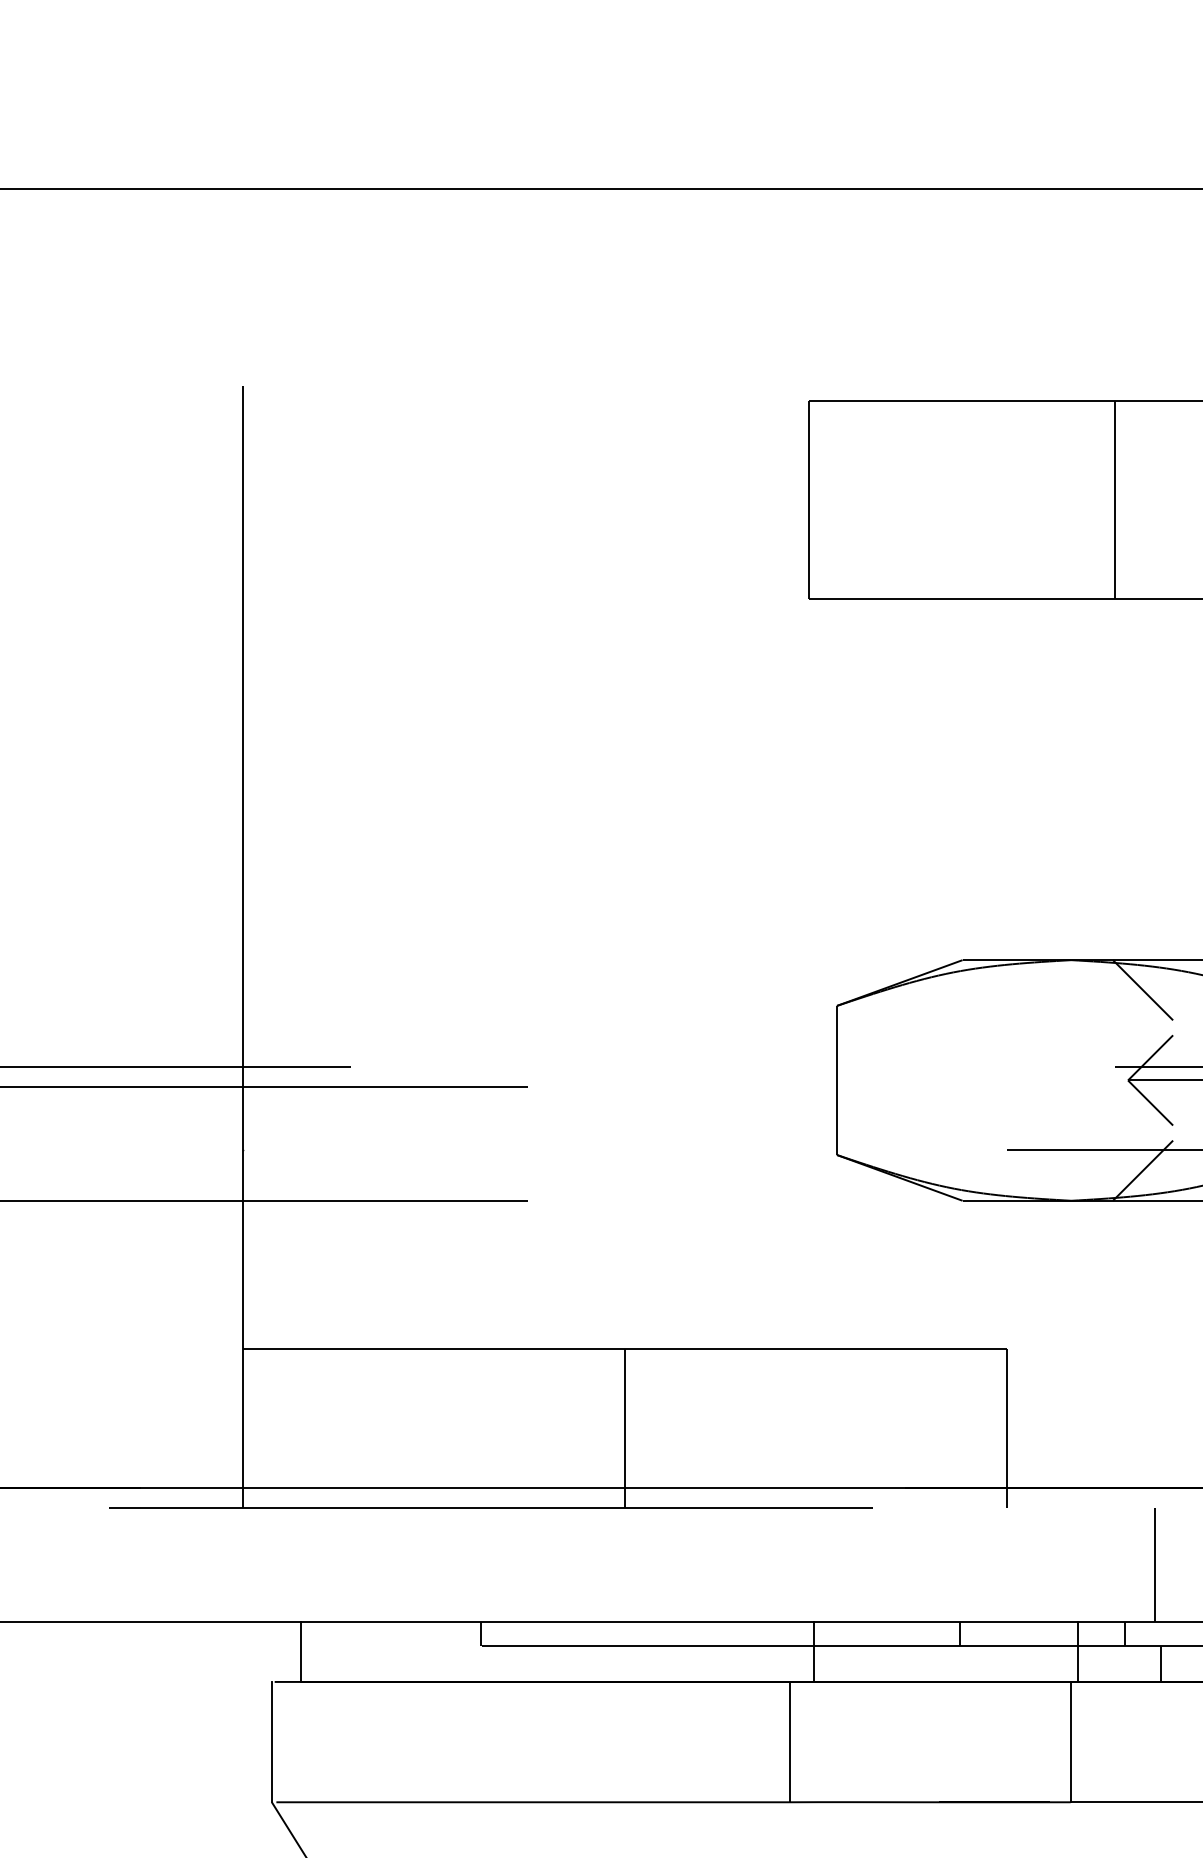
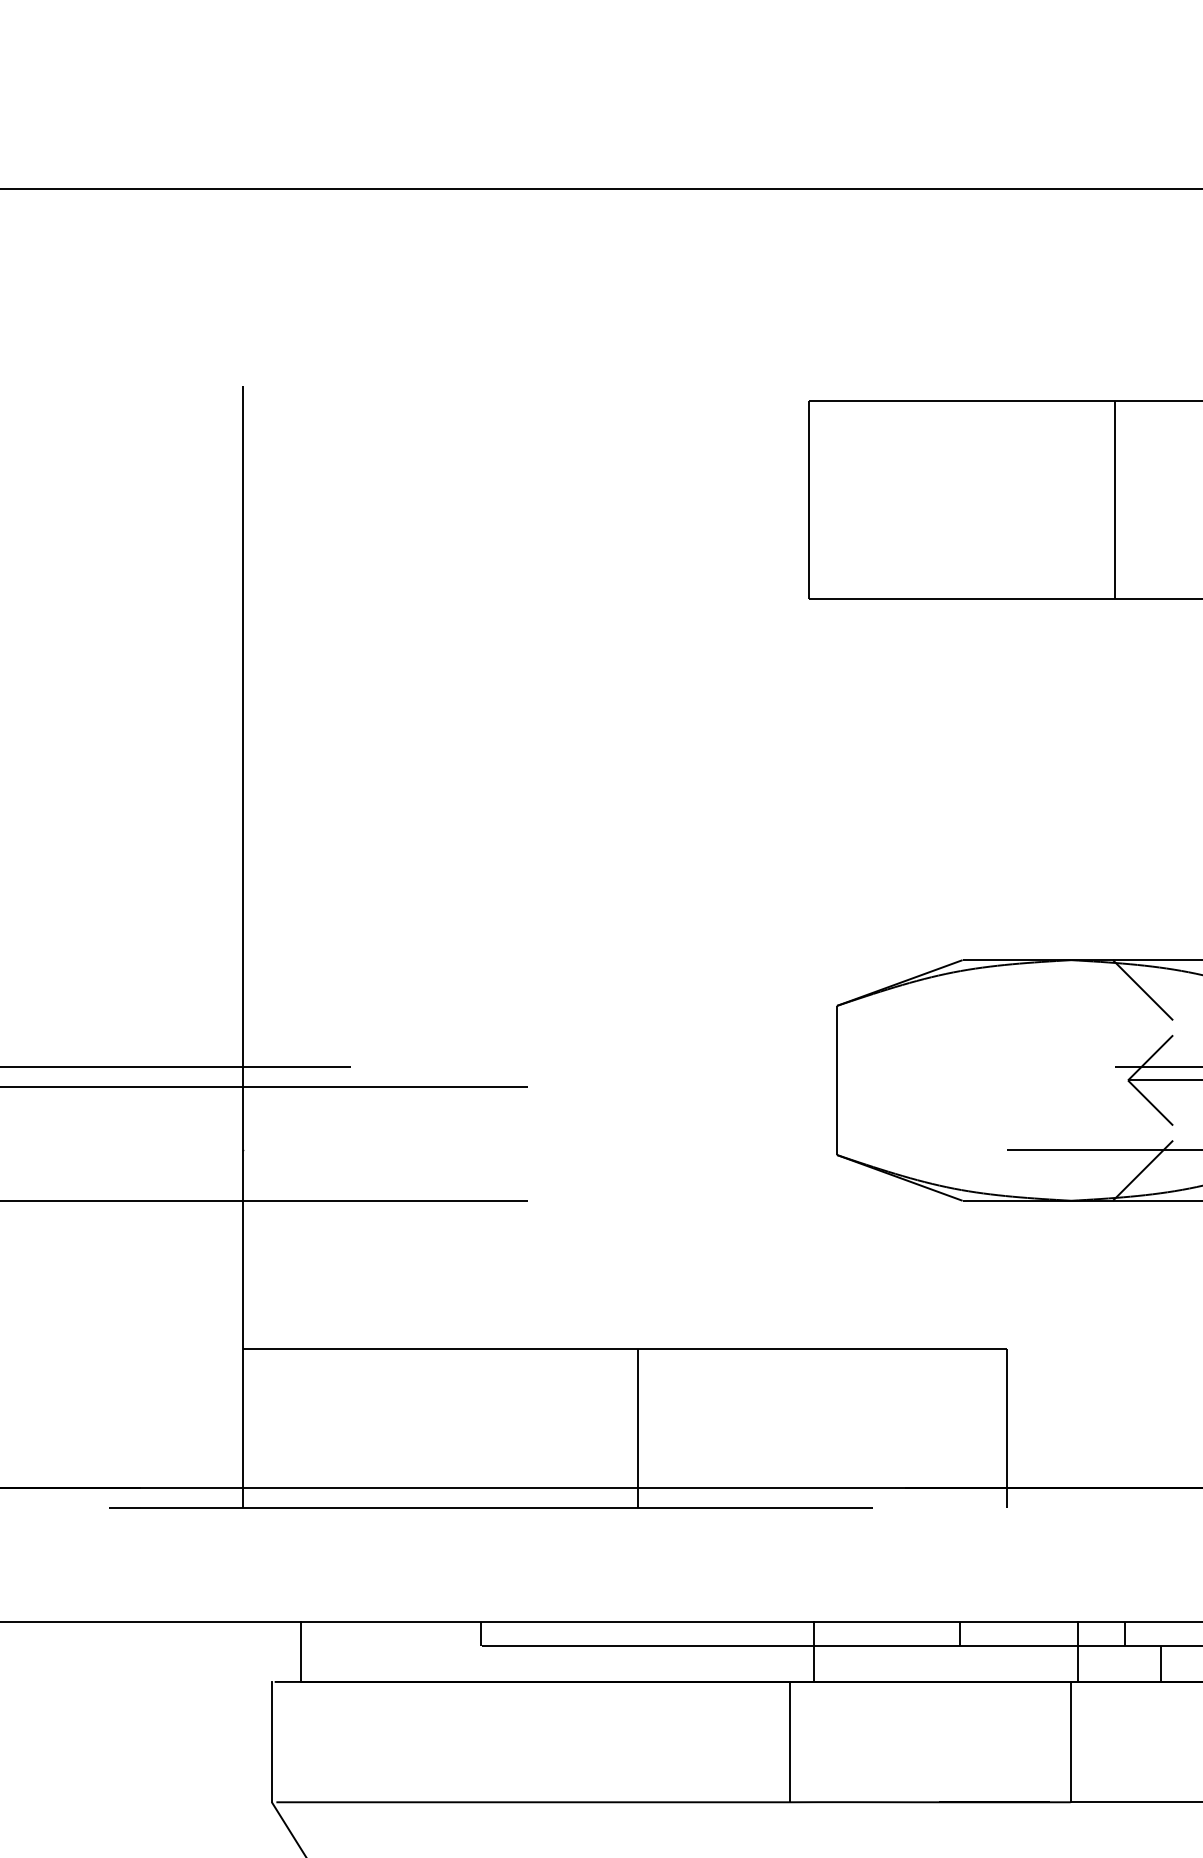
line position: (625, 1427) -> (638, 1427) (638, 1427)
line: present -> none (1155, 1564)
